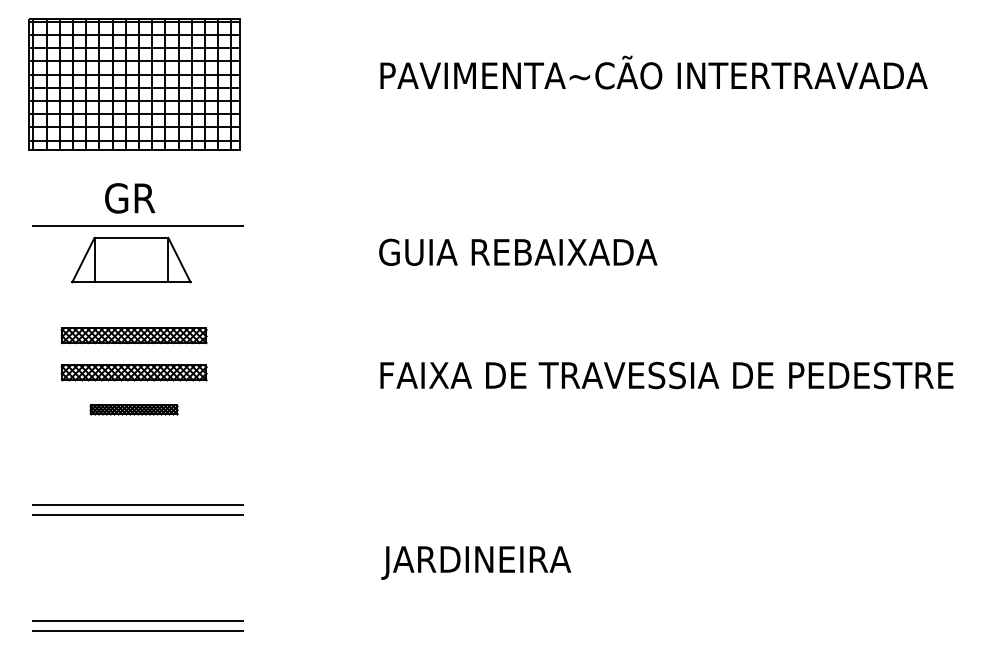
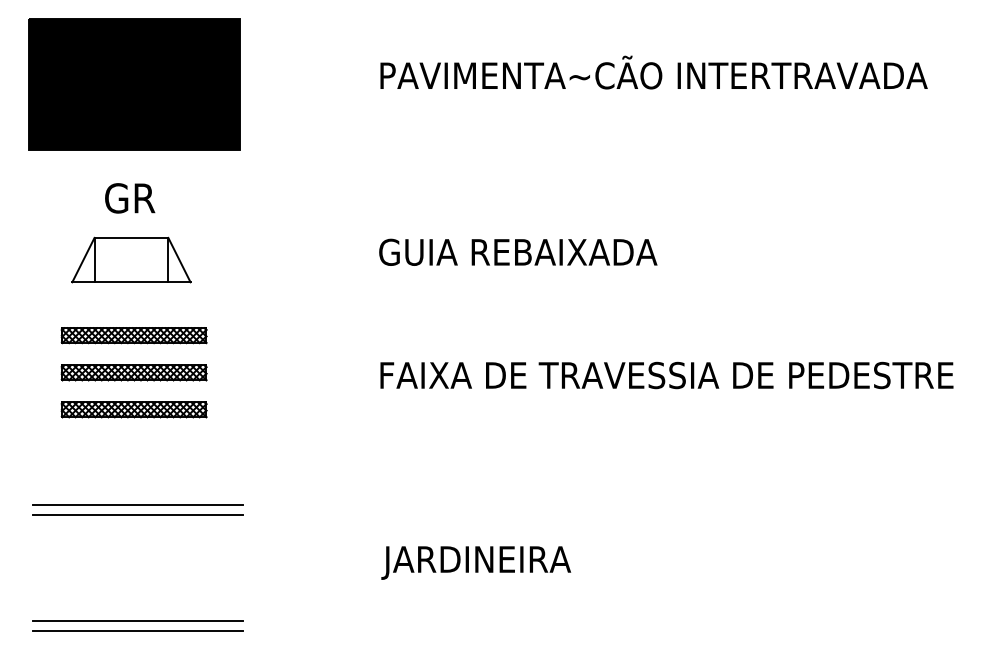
fill: none -> present (134, 84)
line: present -> none (137, 225)
part size: 90x12 px -> 148x18 px (133, 409)
